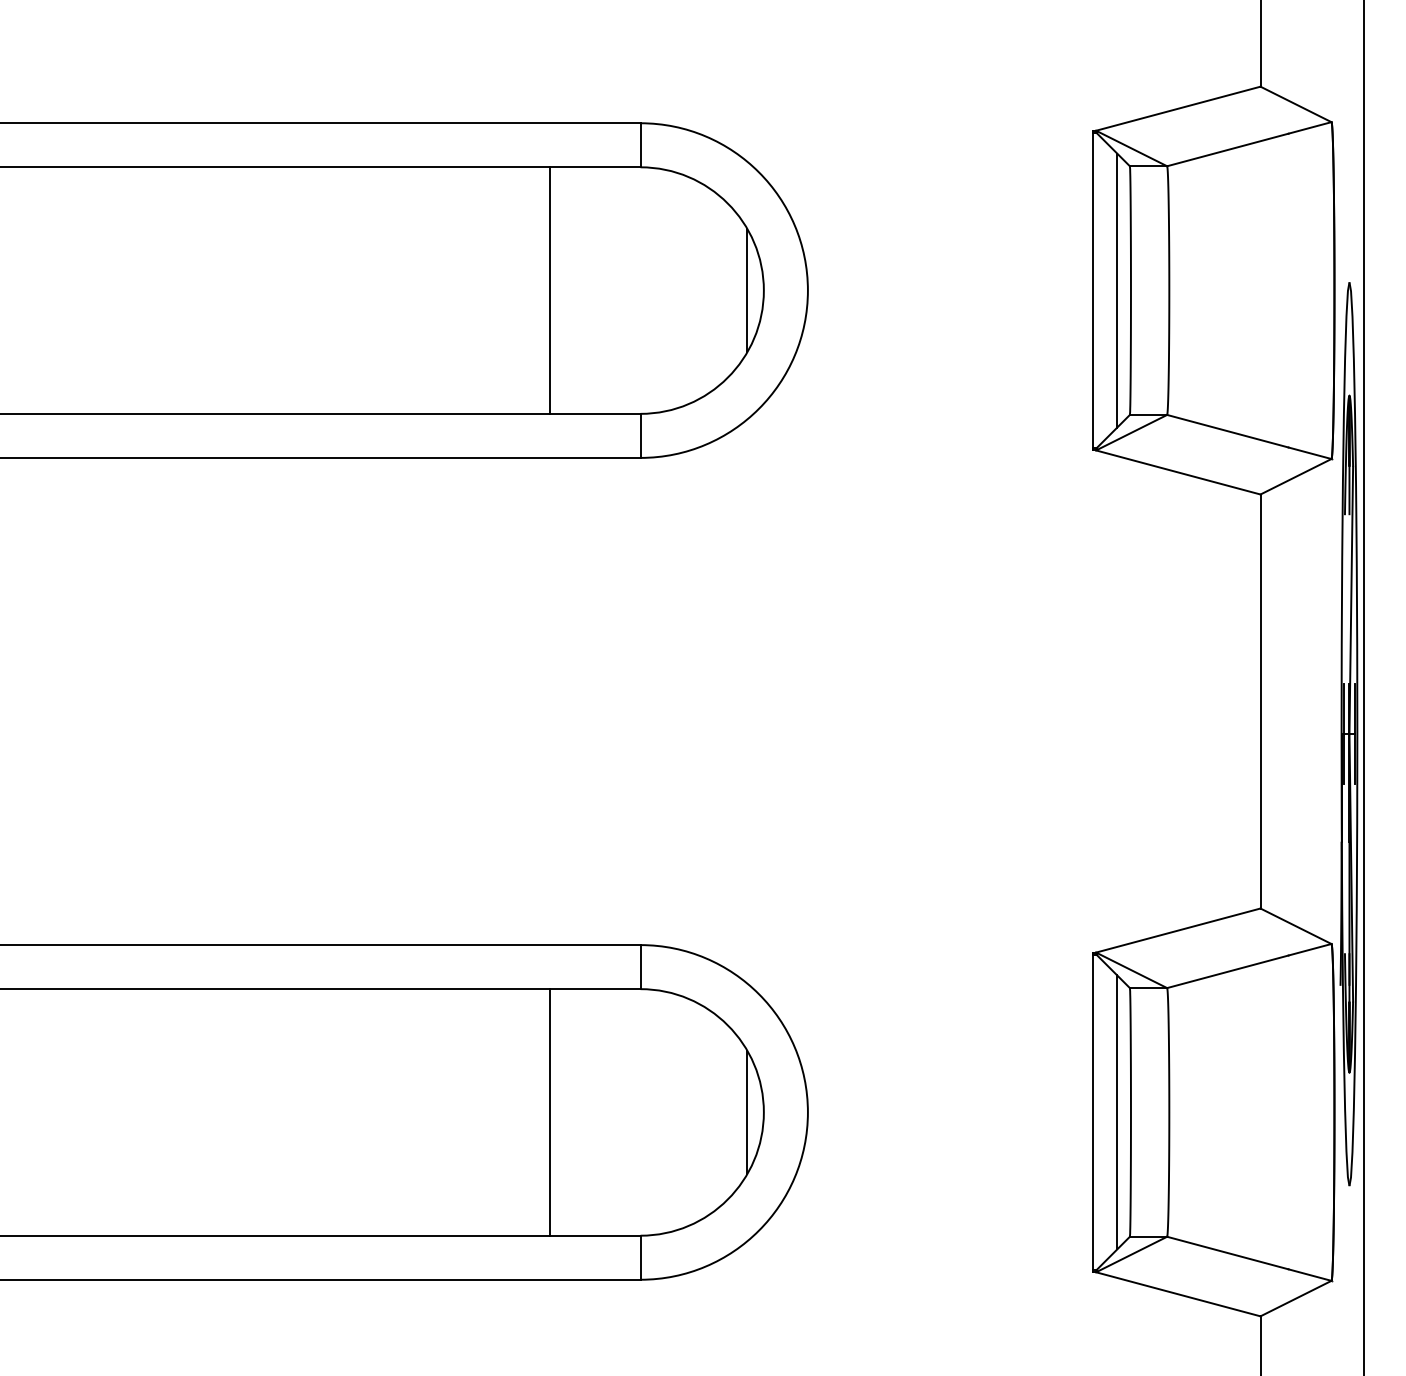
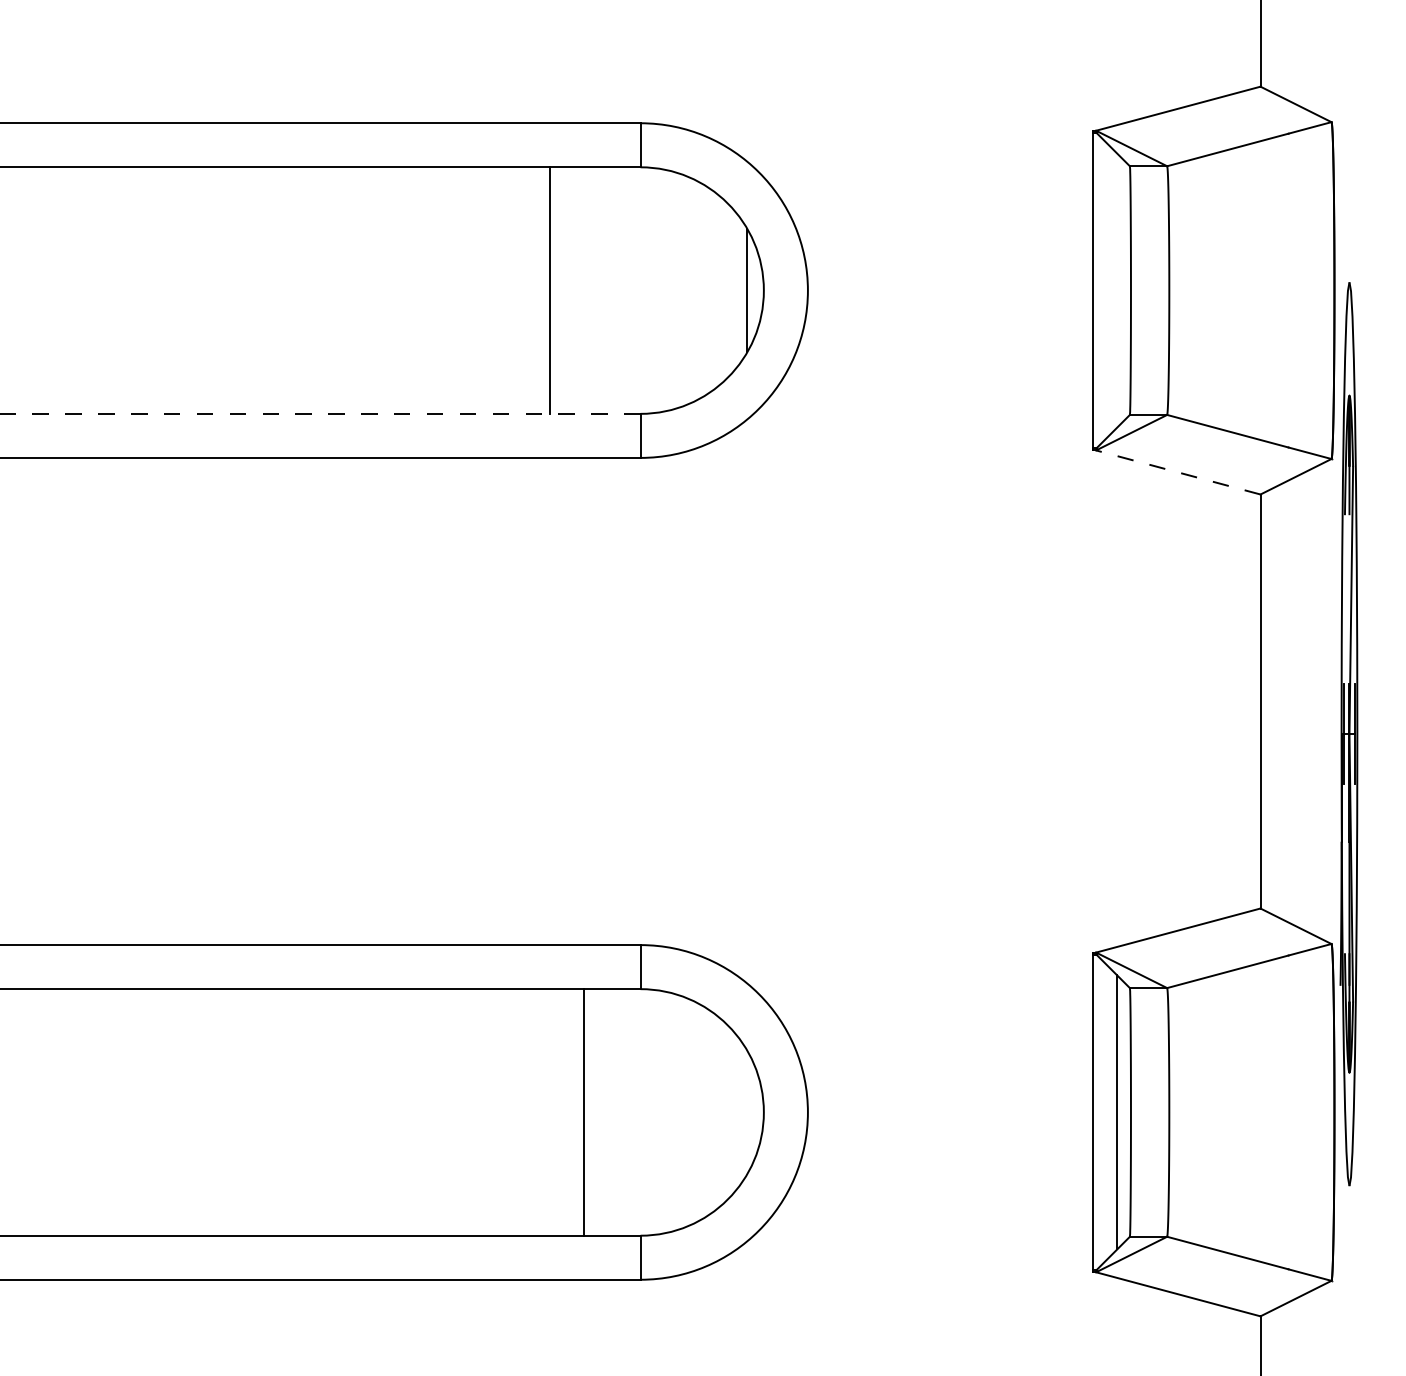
line: present -> none (1117, 290)
line: solid -> dashed (320, 413)
line: solid -> dashed (1177, 472)
line: present -> none (1363, 687)
line: present -> none (747, 1111)
line position: (550, 1112) -> (584, 1112) (584, 1112)
